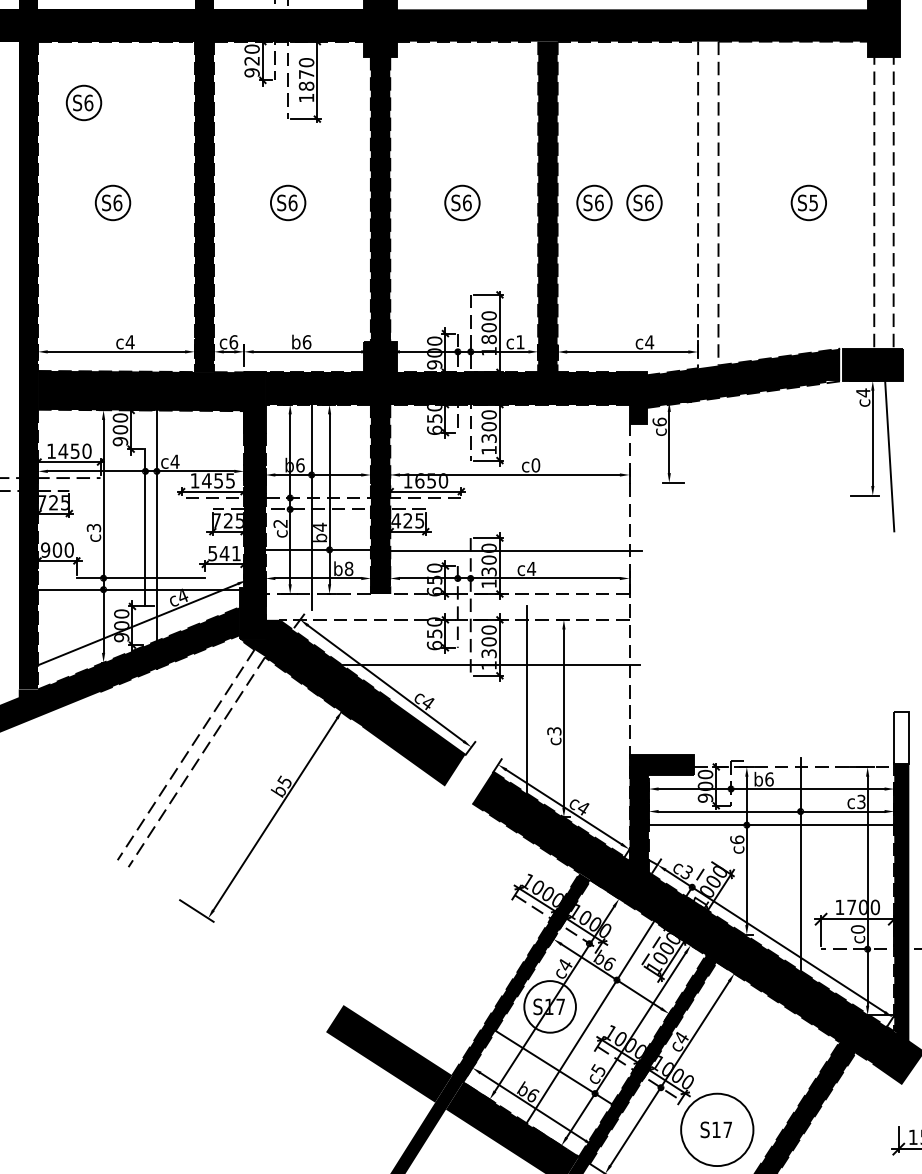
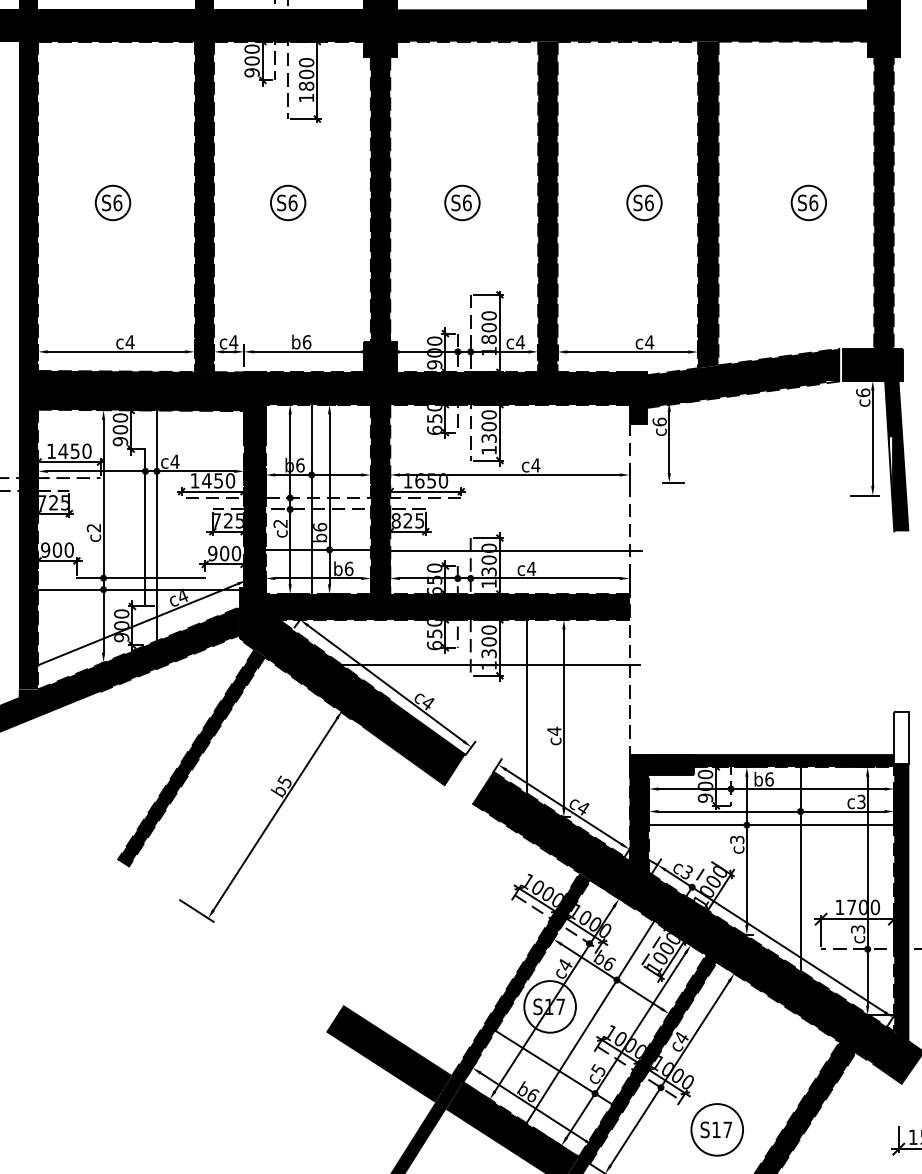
text: 920 -> 900 (251, 60)
text: 1870 -> 1800 (306, 74)
part: present -> none (83, 102)
part: present -> none (594, 202)
text: S5 -> S6 (813, 202)
fill: none -> present (883, 202)
fill: none -> present (708, 204)
text: c6 -> c4 (233, 342)
text: c1 -> c4 (520, 342)
text: c4 -> c6 (863, 392)
fill: none -> present (897, 455)
text: c0 -> c4 (535, 465)
text: 1455 -> 1450 (230, 480)
text: 425 -> 825 (395, 520)
text: b4 -> b6 (320, 526)
text: c3 -> c2 (94, 528)
text: 541 -> 900 (224, 553)
text: b8 -> b6 (348, 568)
fill: none -> present (447, 606)
text: c3 -> c4 (554, 730)
fill: none -> present (191, 758)
fill: none -> present (772, 760)
text: c6 -> c3 (737, 839)
text: c0 -> c3 (858, 929)
circle diameter: 72 px -> 52 px (717, 1129)
